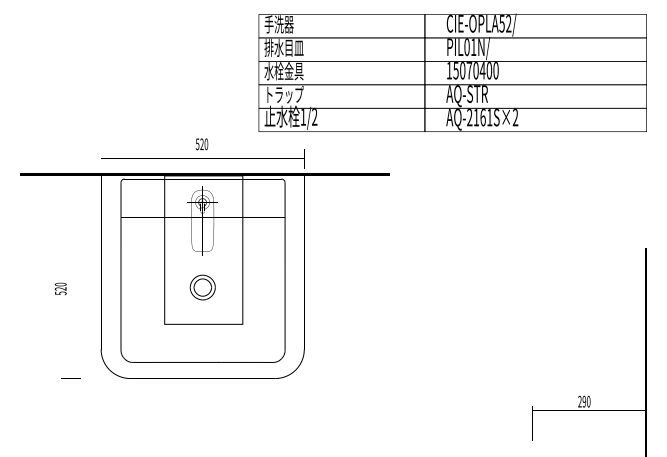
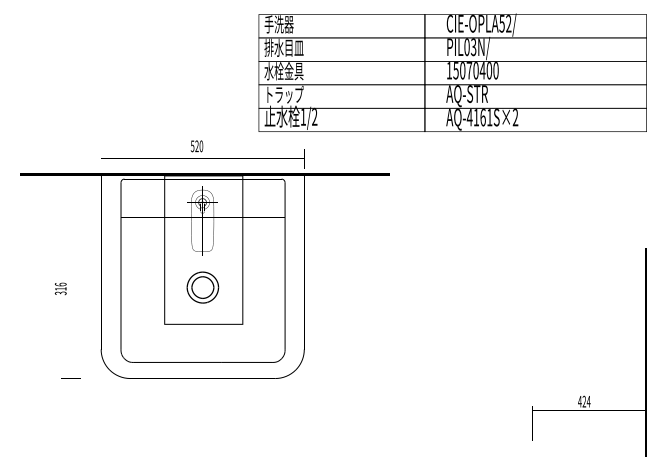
text: PIL01N/ -> PIL03N/ (473, 47)
text: AQ-2161S×2 -> AQ-4161S×2 (469, 117)
text position: (201, 144) -> (196, 146) (196, 146)
part size: 27x27 px -> 34x33 px (202, 287)
text: 520 -> 316 (60, 288)
text: 290 -> 424 (584, 401)
